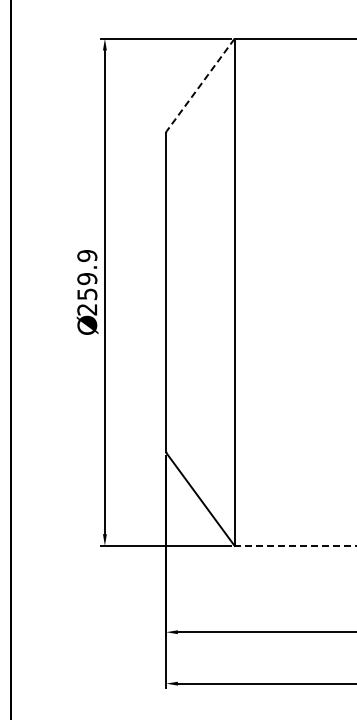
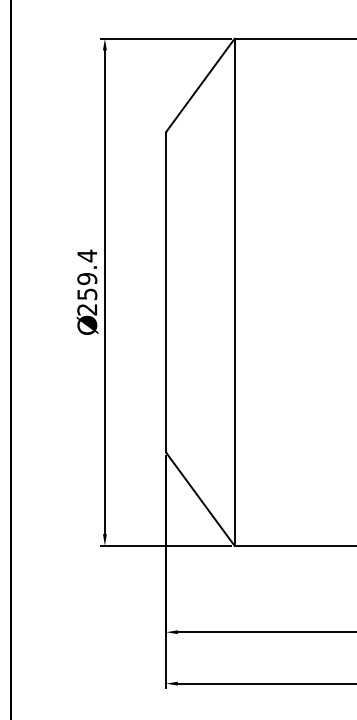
line: dashed -> solid (200, 85)
text: 259.9 -> 259.4 (87, 255)
line: dashed -> solid (295, 545)
